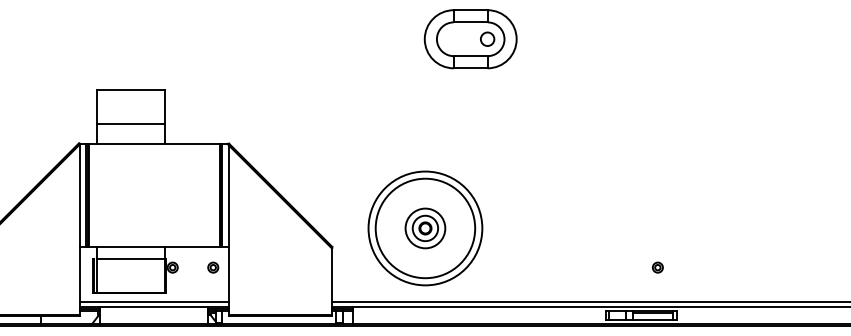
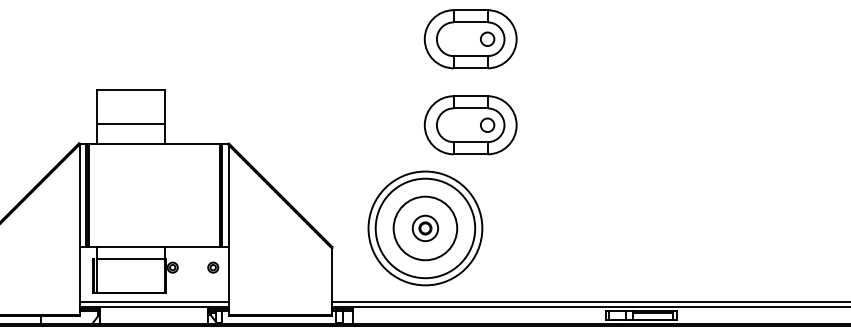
part: none -> present (470, 125)
circle diameter: 40 px -> 64 px (425, 228)
part: present -> none (657, 267)
